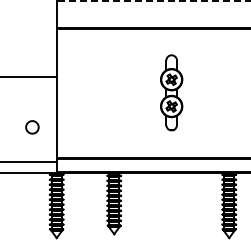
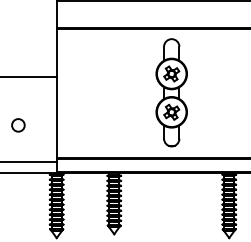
line: dashed -> solid (153, 1)
part size: 24x78 px -> 33x110 px (171, 92)
circle position: (32, 127) -> (18, 125) (18, 125)
